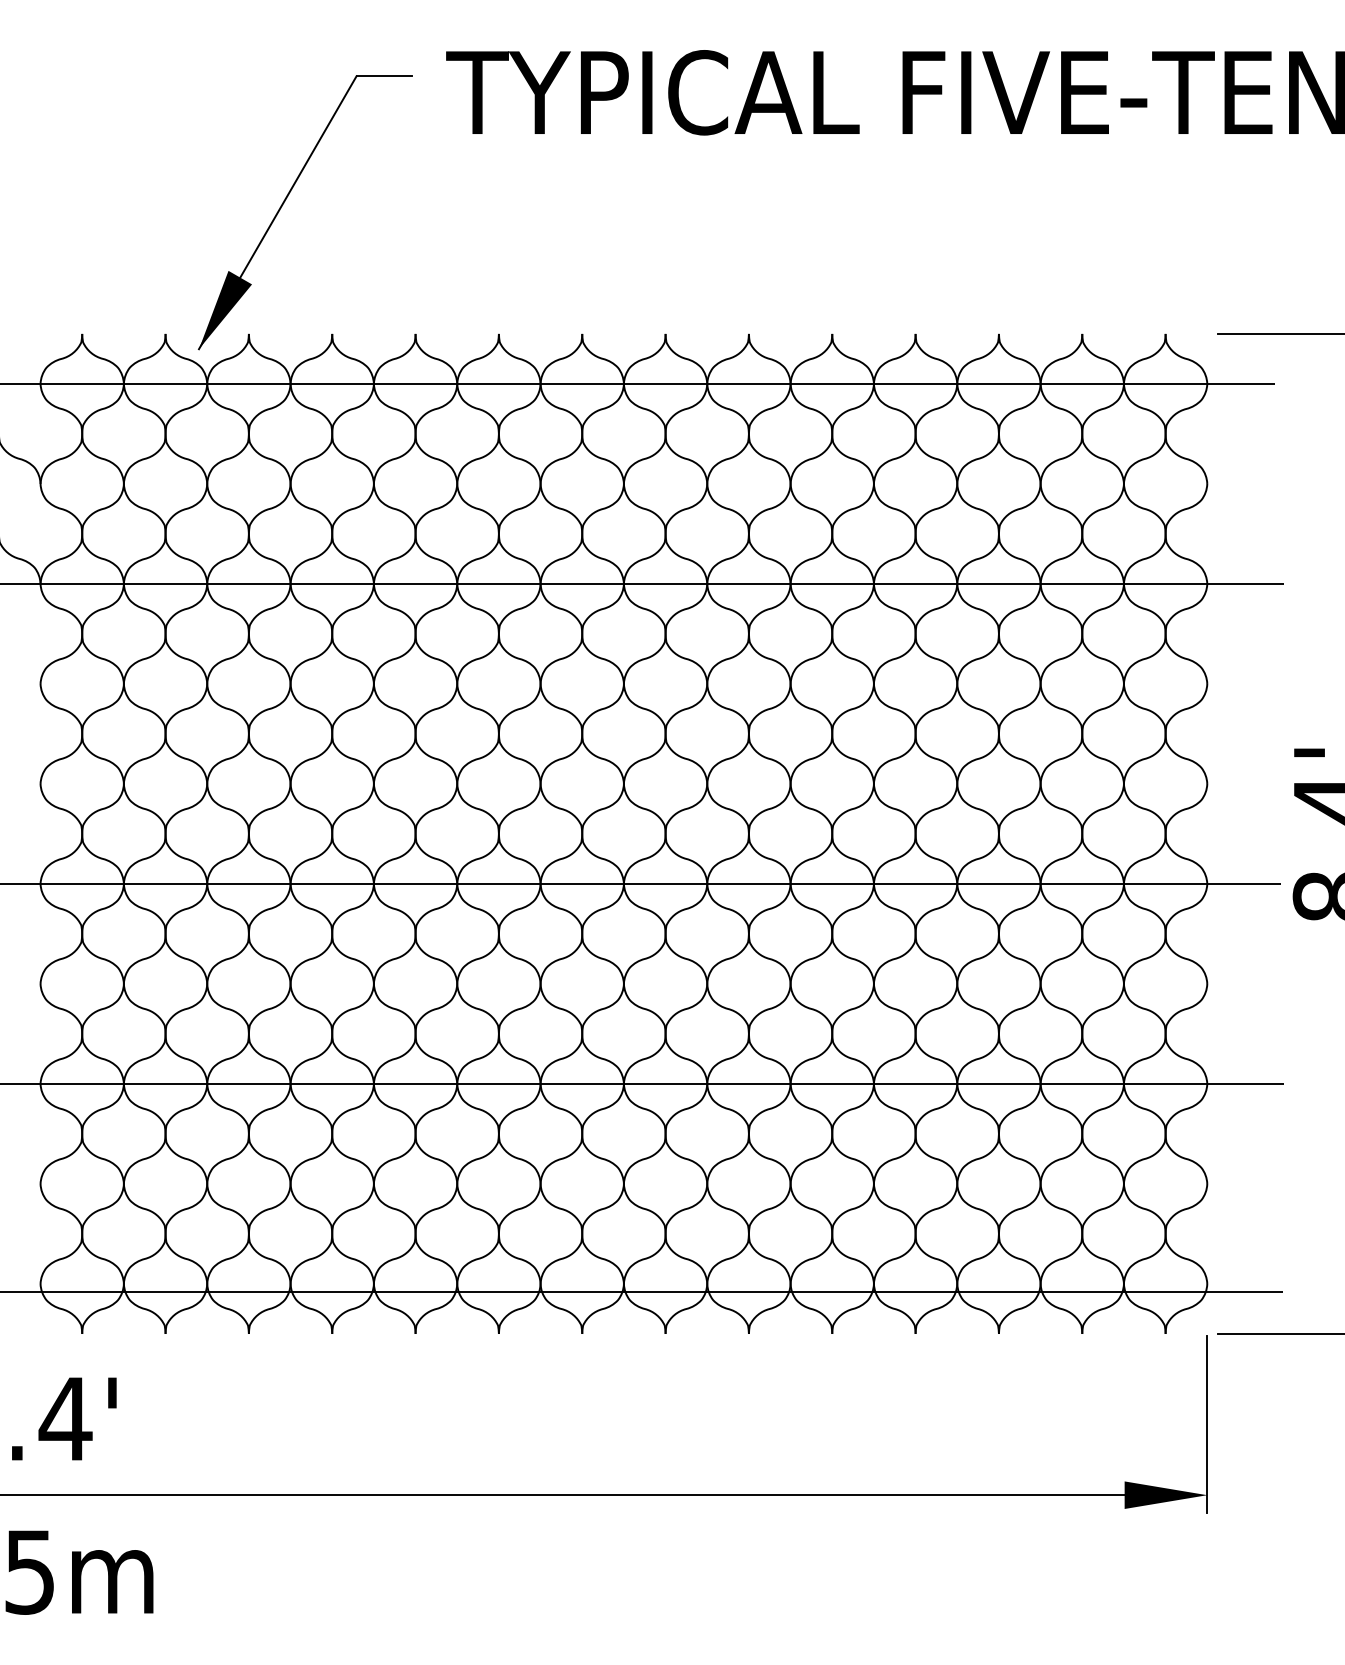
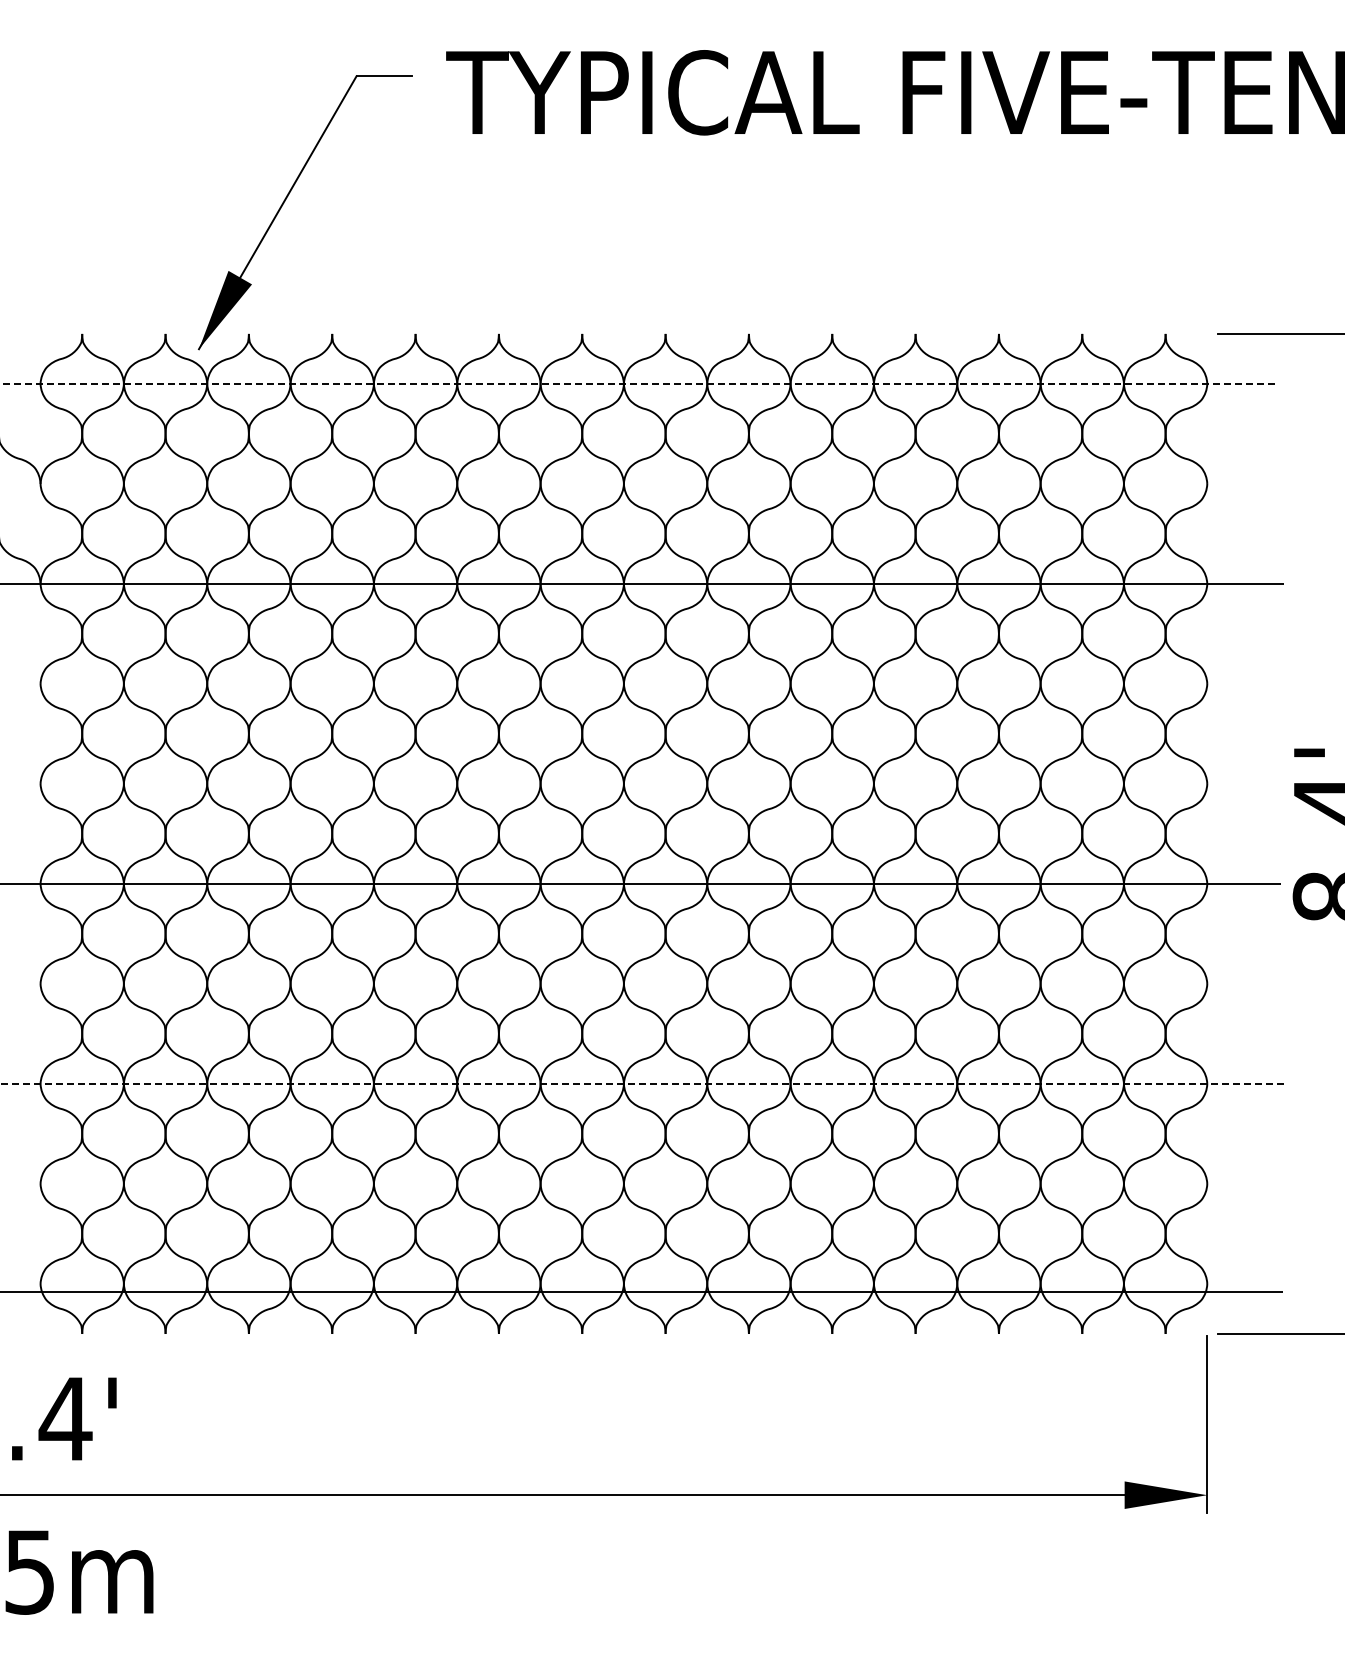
line: solid -> dashed (637, 384)
line: solid -> dashed (642, 1083)
